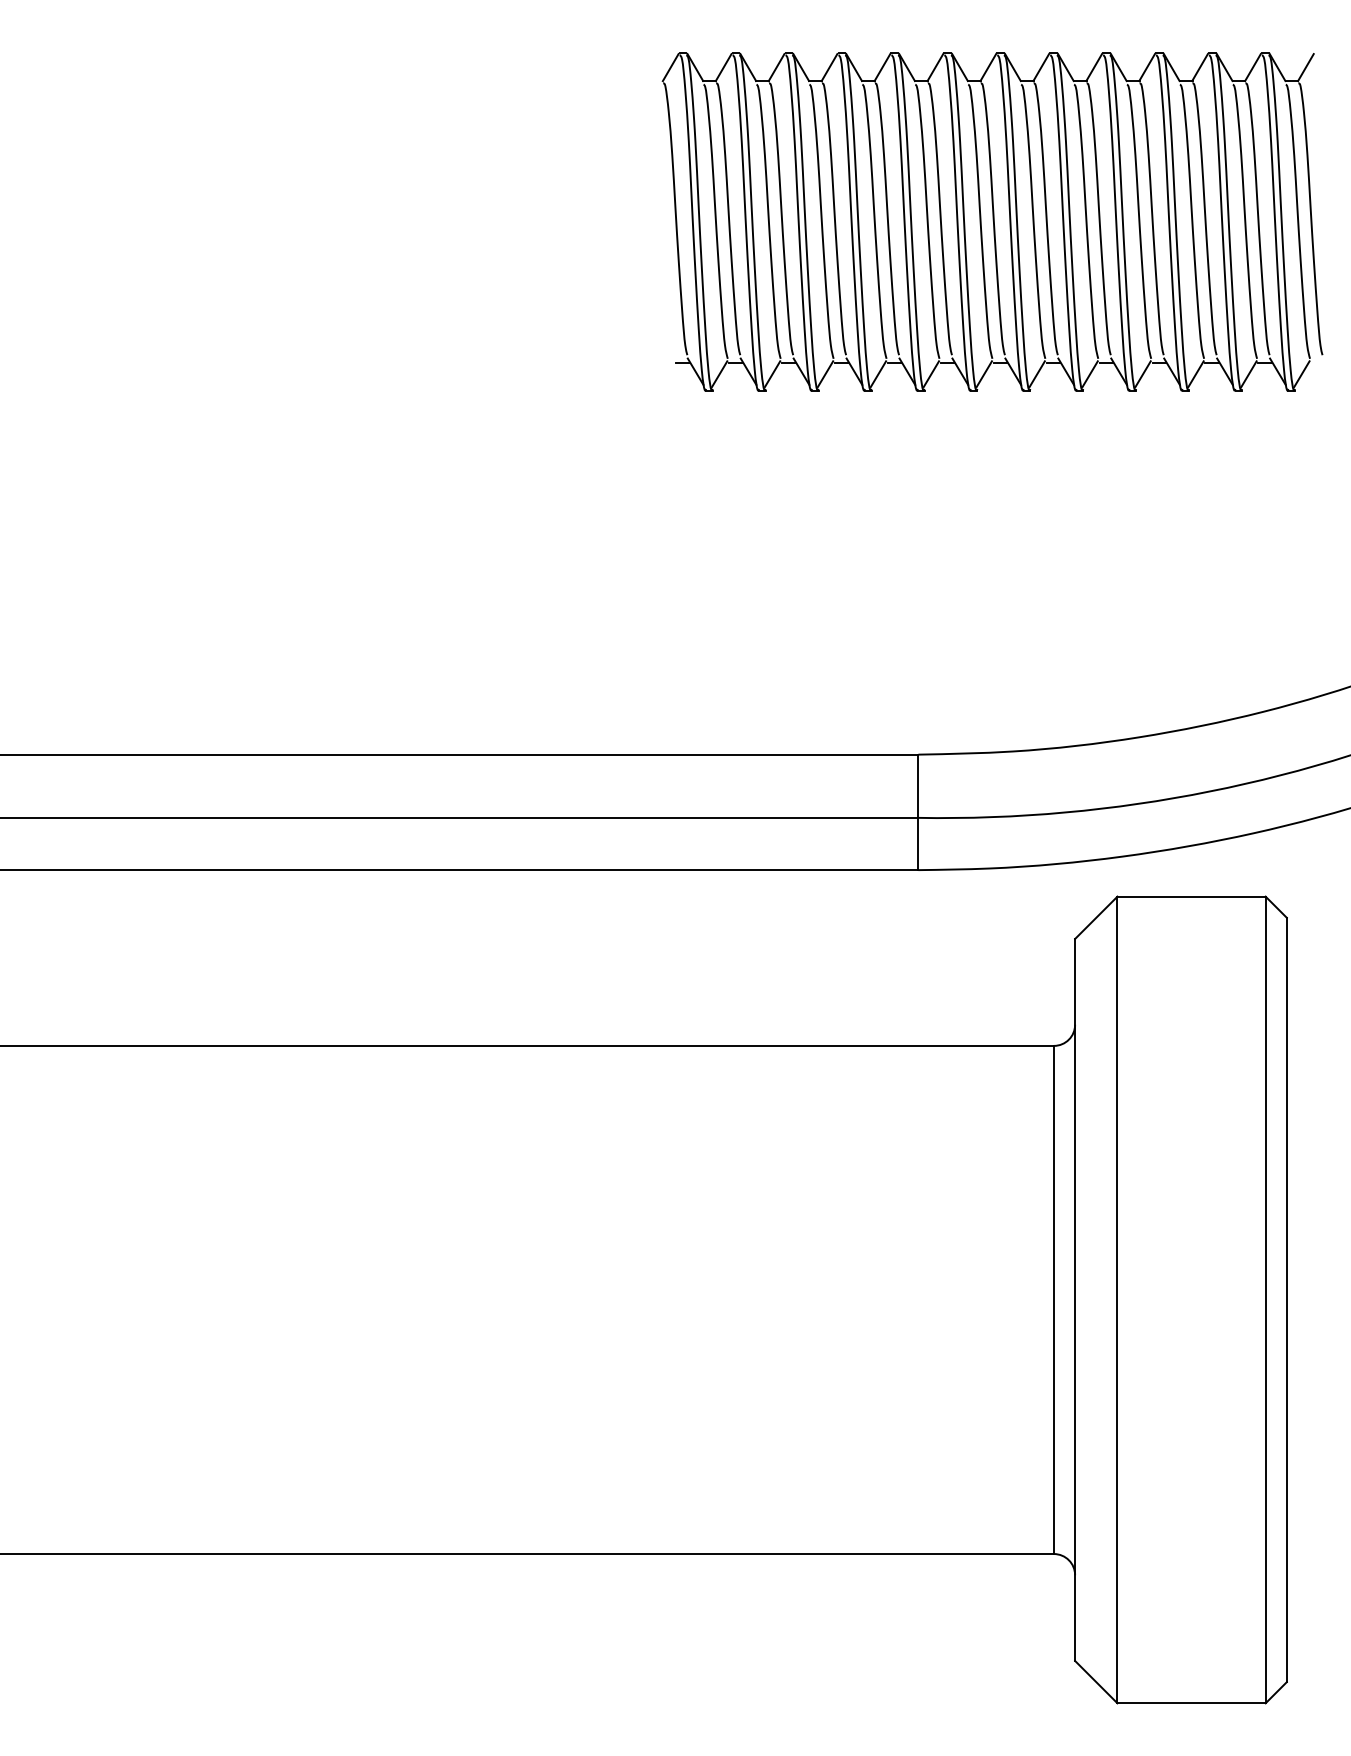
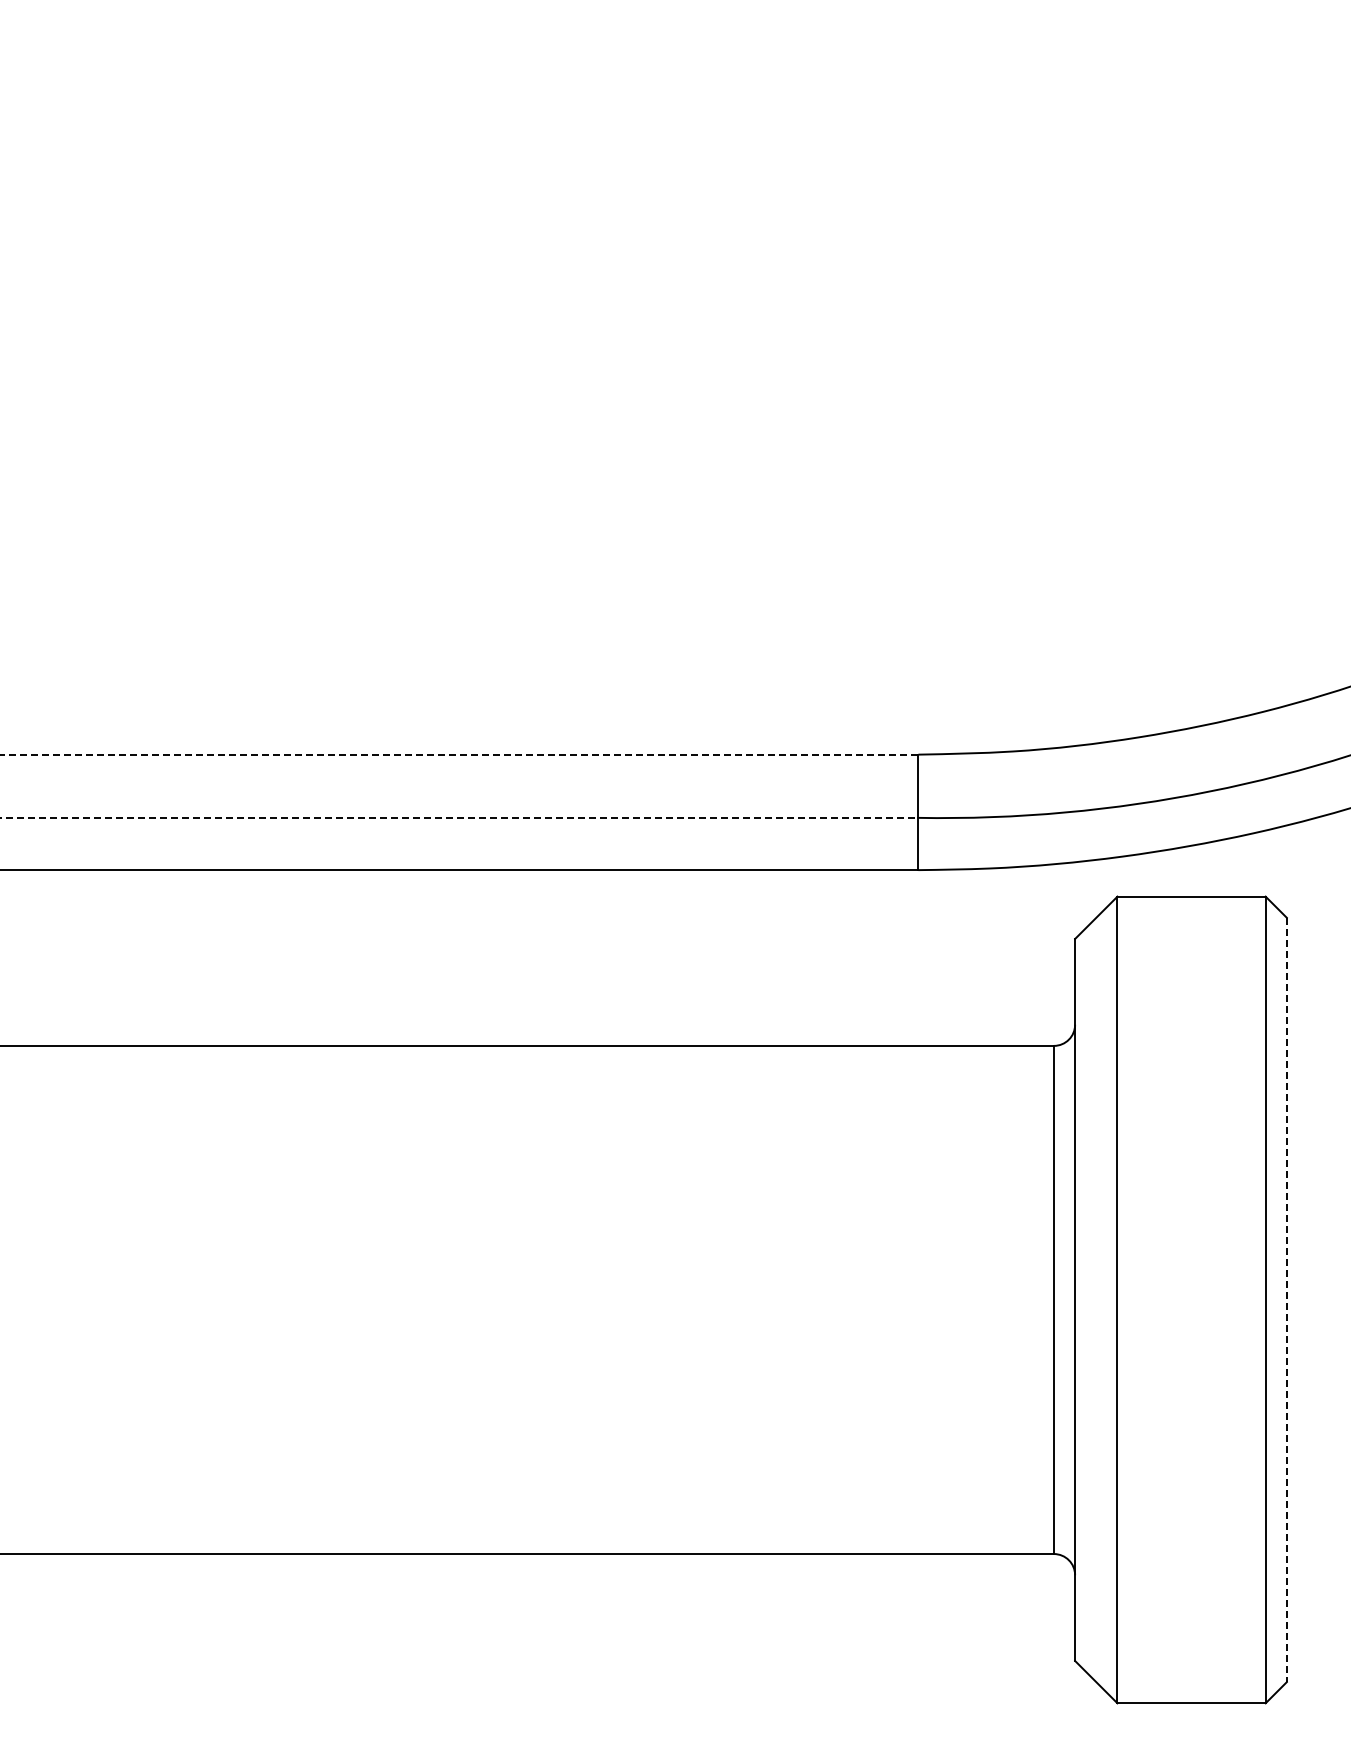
part: present -> none (992, 221)
line: solid -> dashed (459, 754)
line: solid -> dashed (459, 818)
line: solid -> dashed (1286, 1300)
